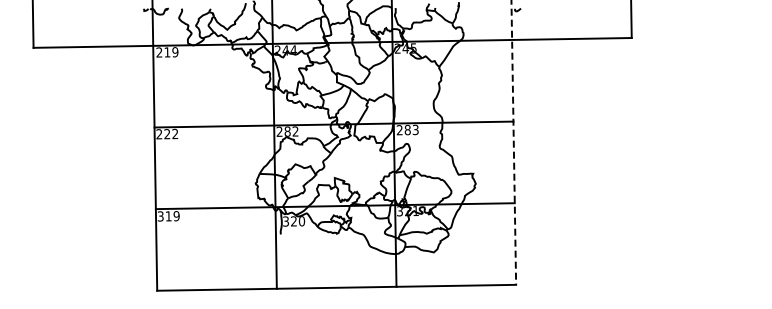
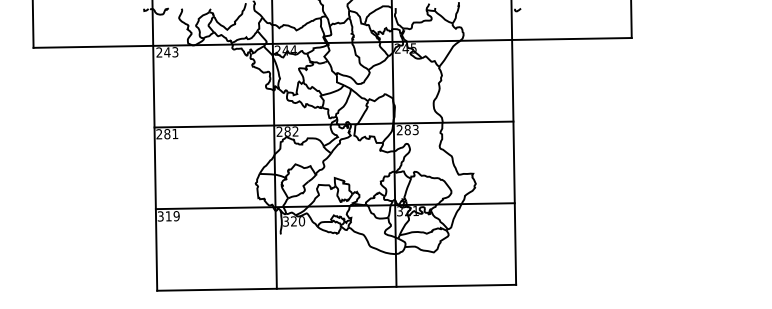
text: 219 -> 243 (171, 52)
text: 222 -> 281 (171, 133)
line: dashed -> solid (513, 143)
